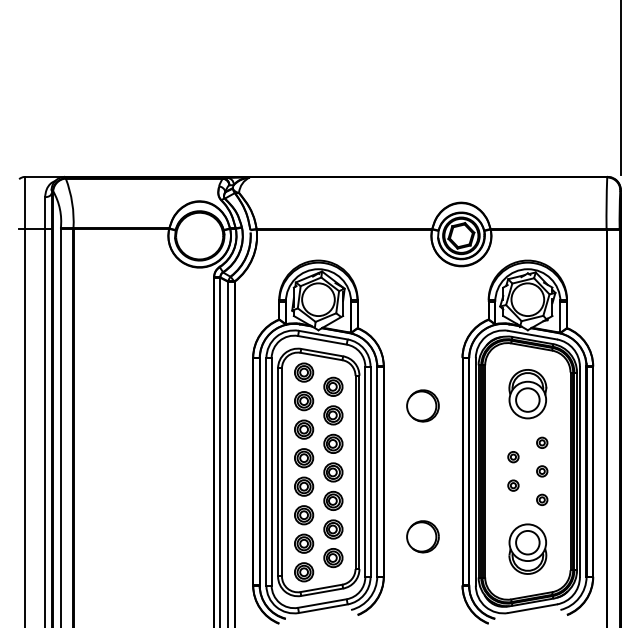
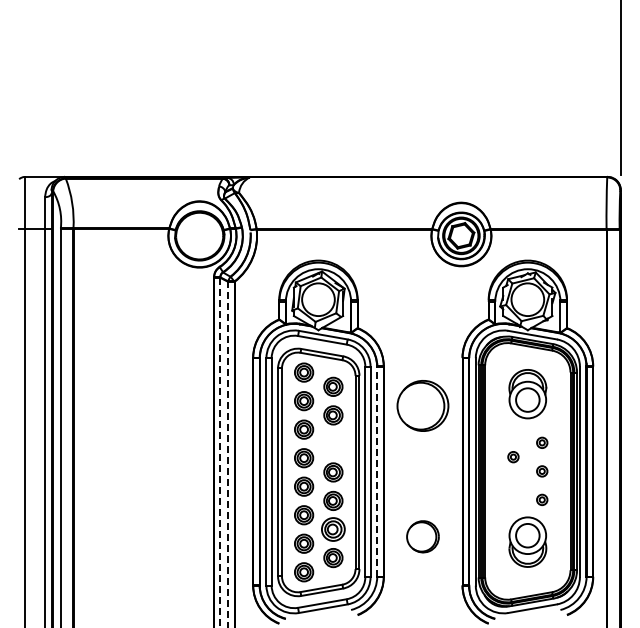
part size: 34x34 px -> 54x52 px (422, 405)
part: present -> none (333, 443)
line: solid -> dashed (220, 452)
line: solid -> dashed (228, 454)
line: solid -> dashed (377, 470)
part: present -> none (513, 485)
part size: 21x21 px -> 25x25 px (333, 529)
part position: (527, 548) -> (527, 541) (527, 541)
